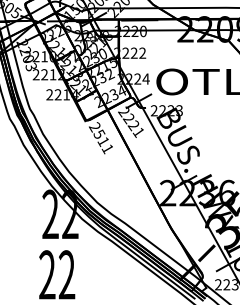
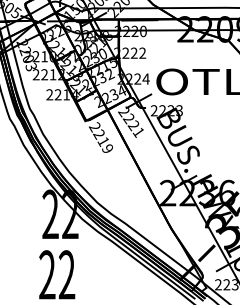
text: 2511 -> 2219 (102, 141)
